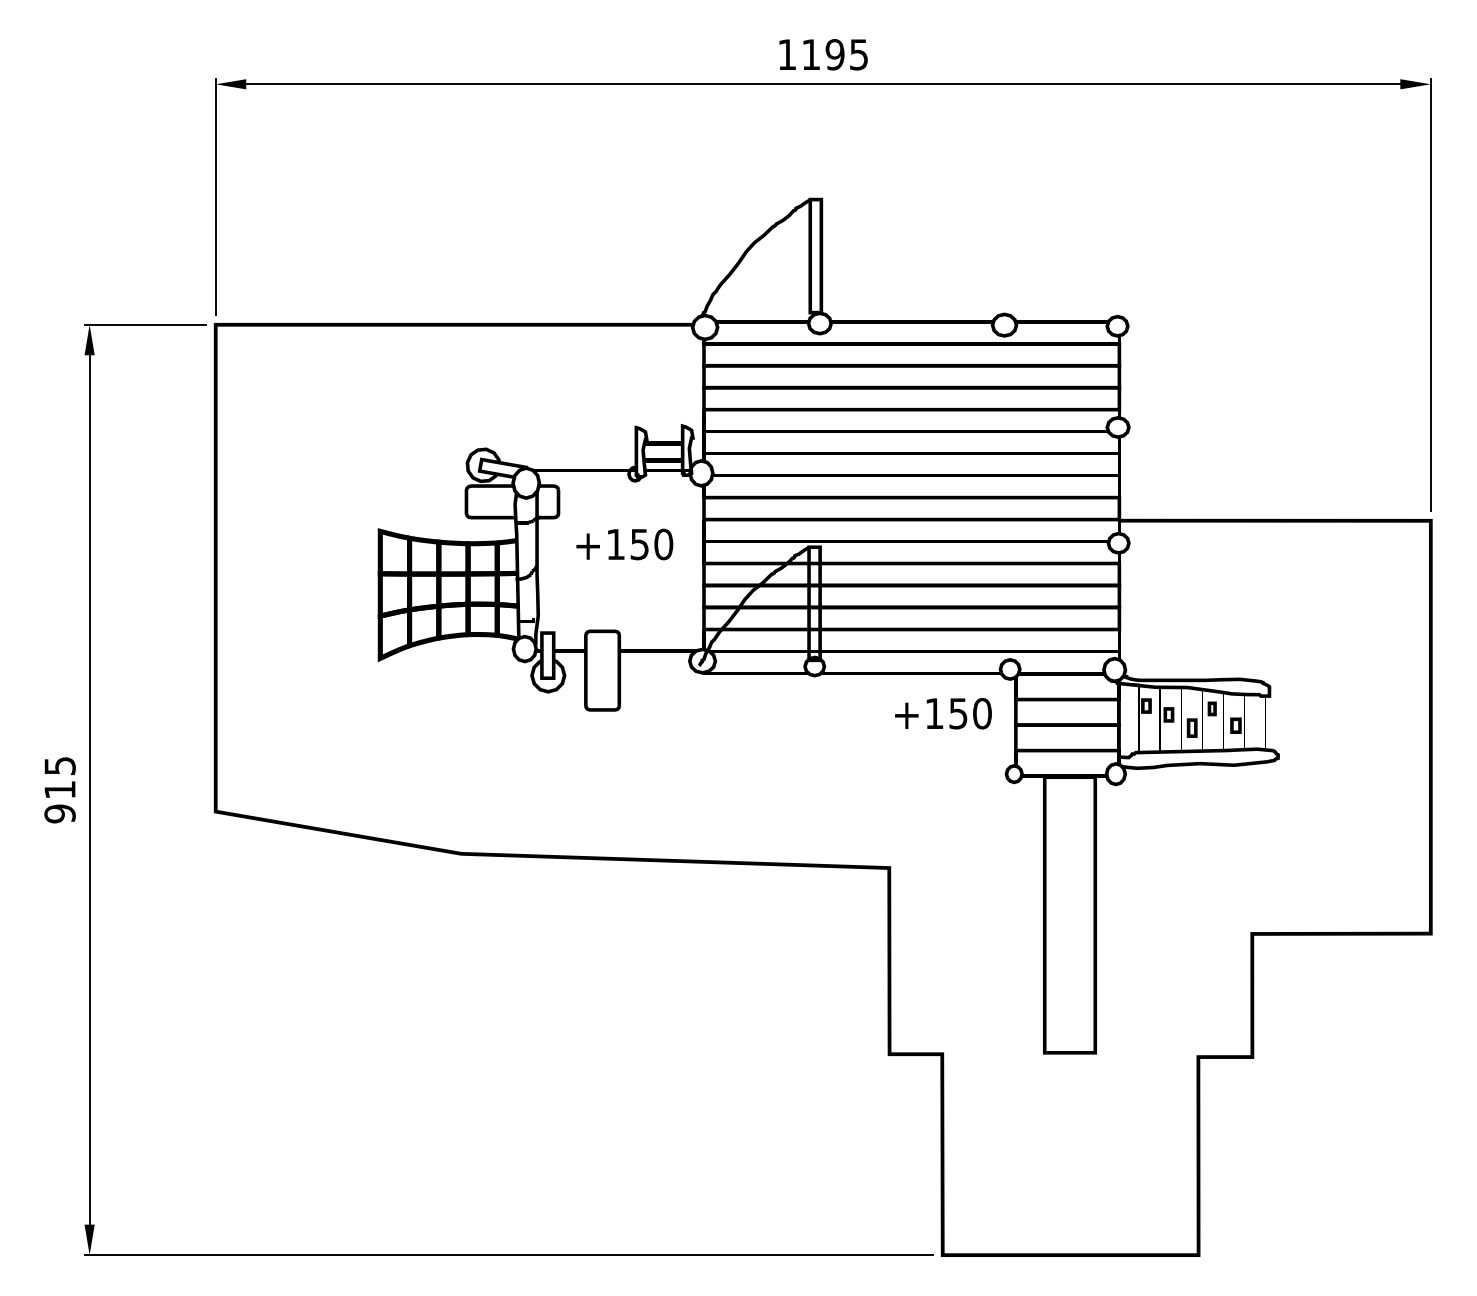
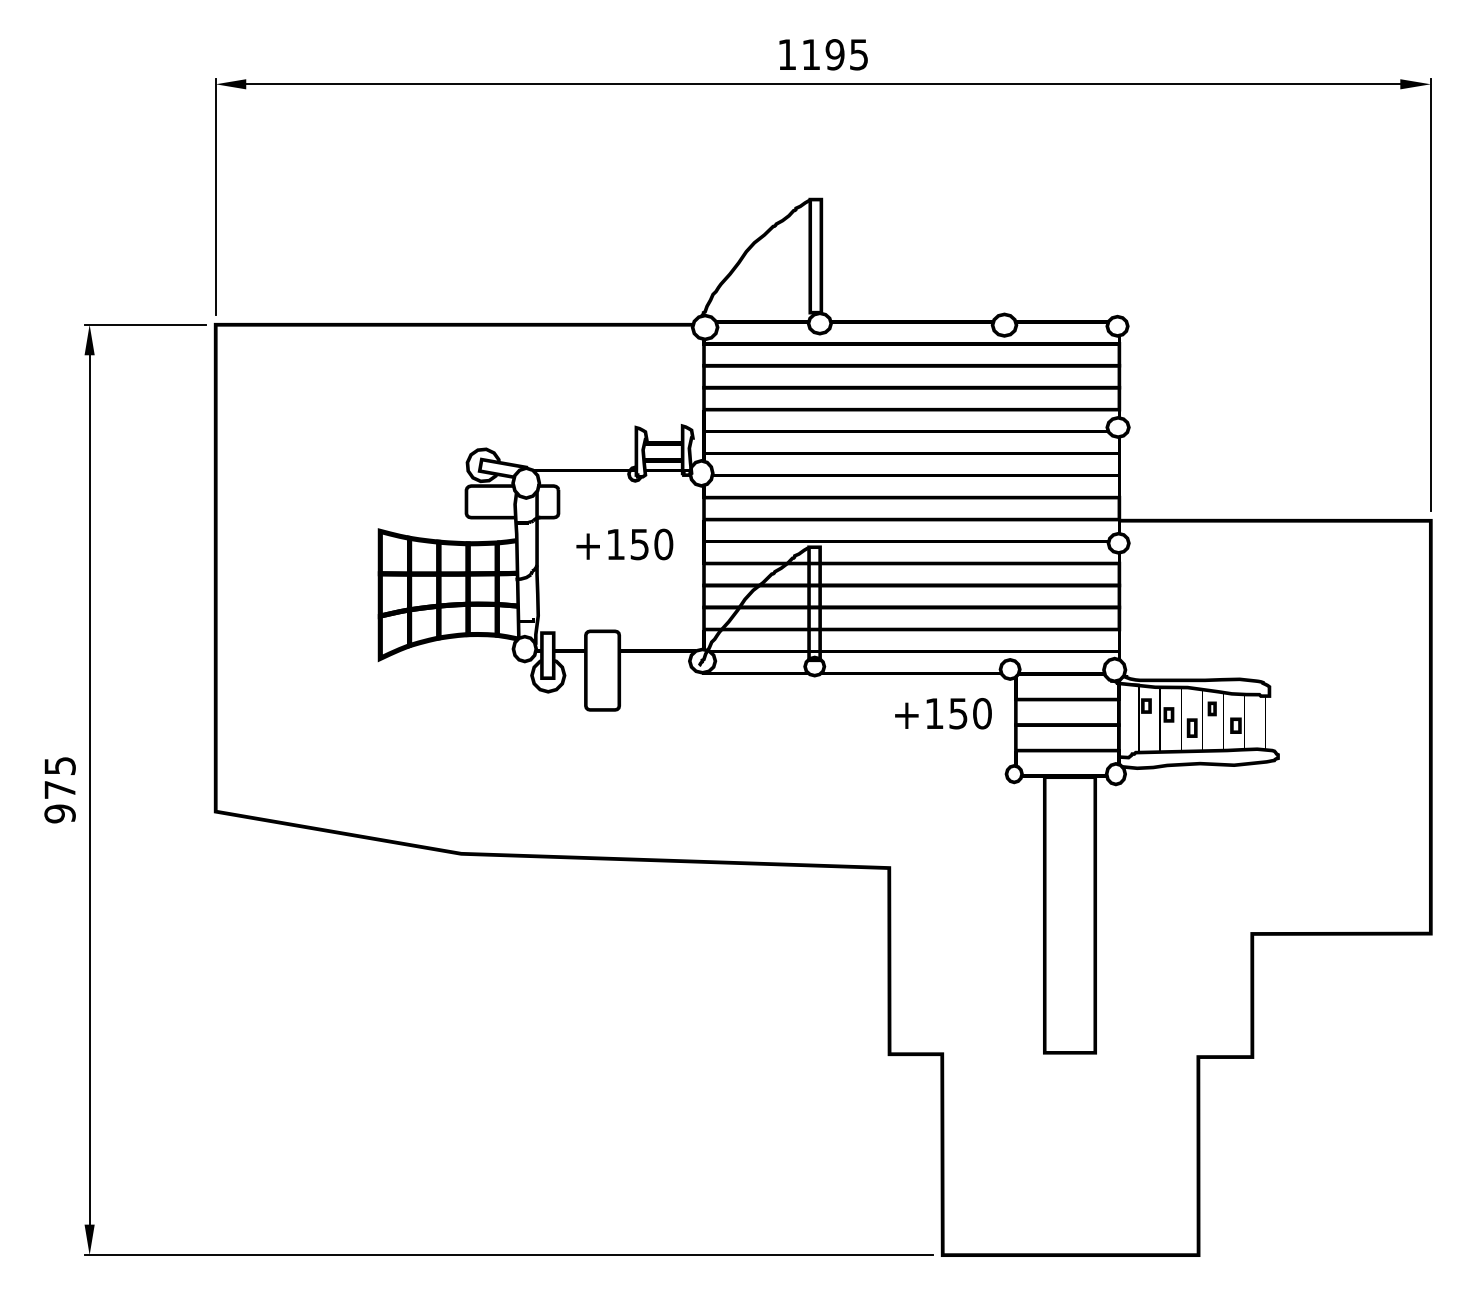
text: 915 -> 975 (59, 789)
